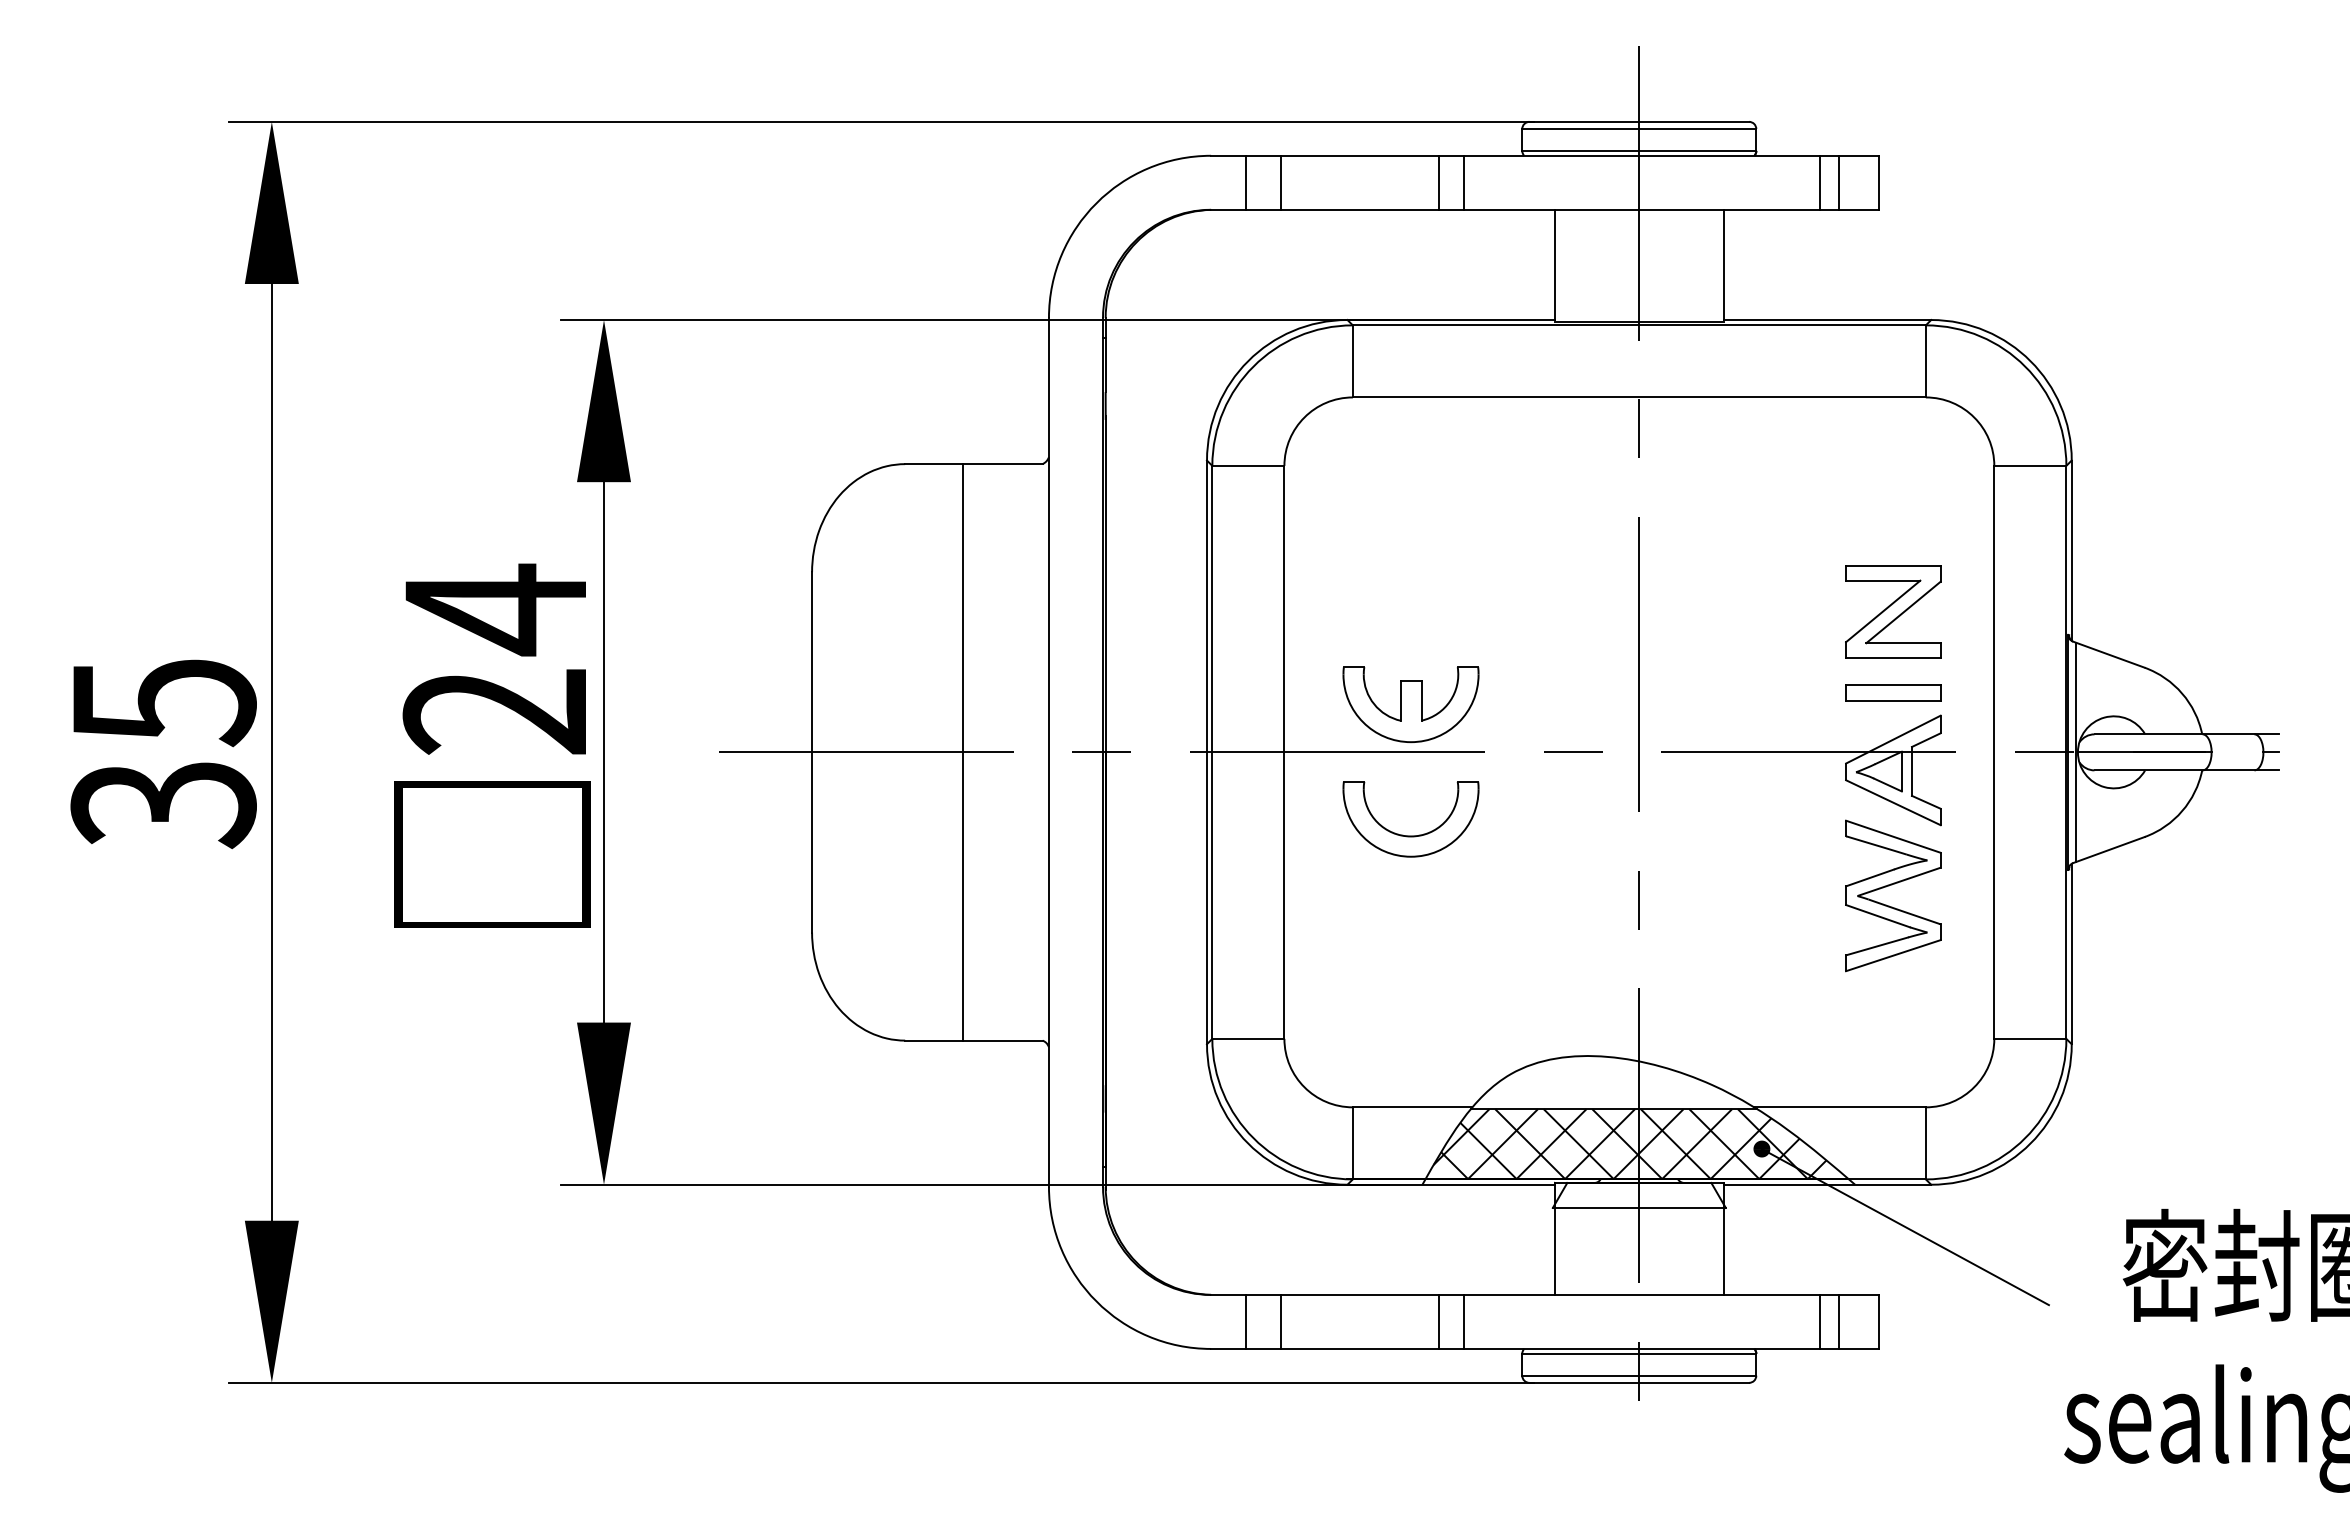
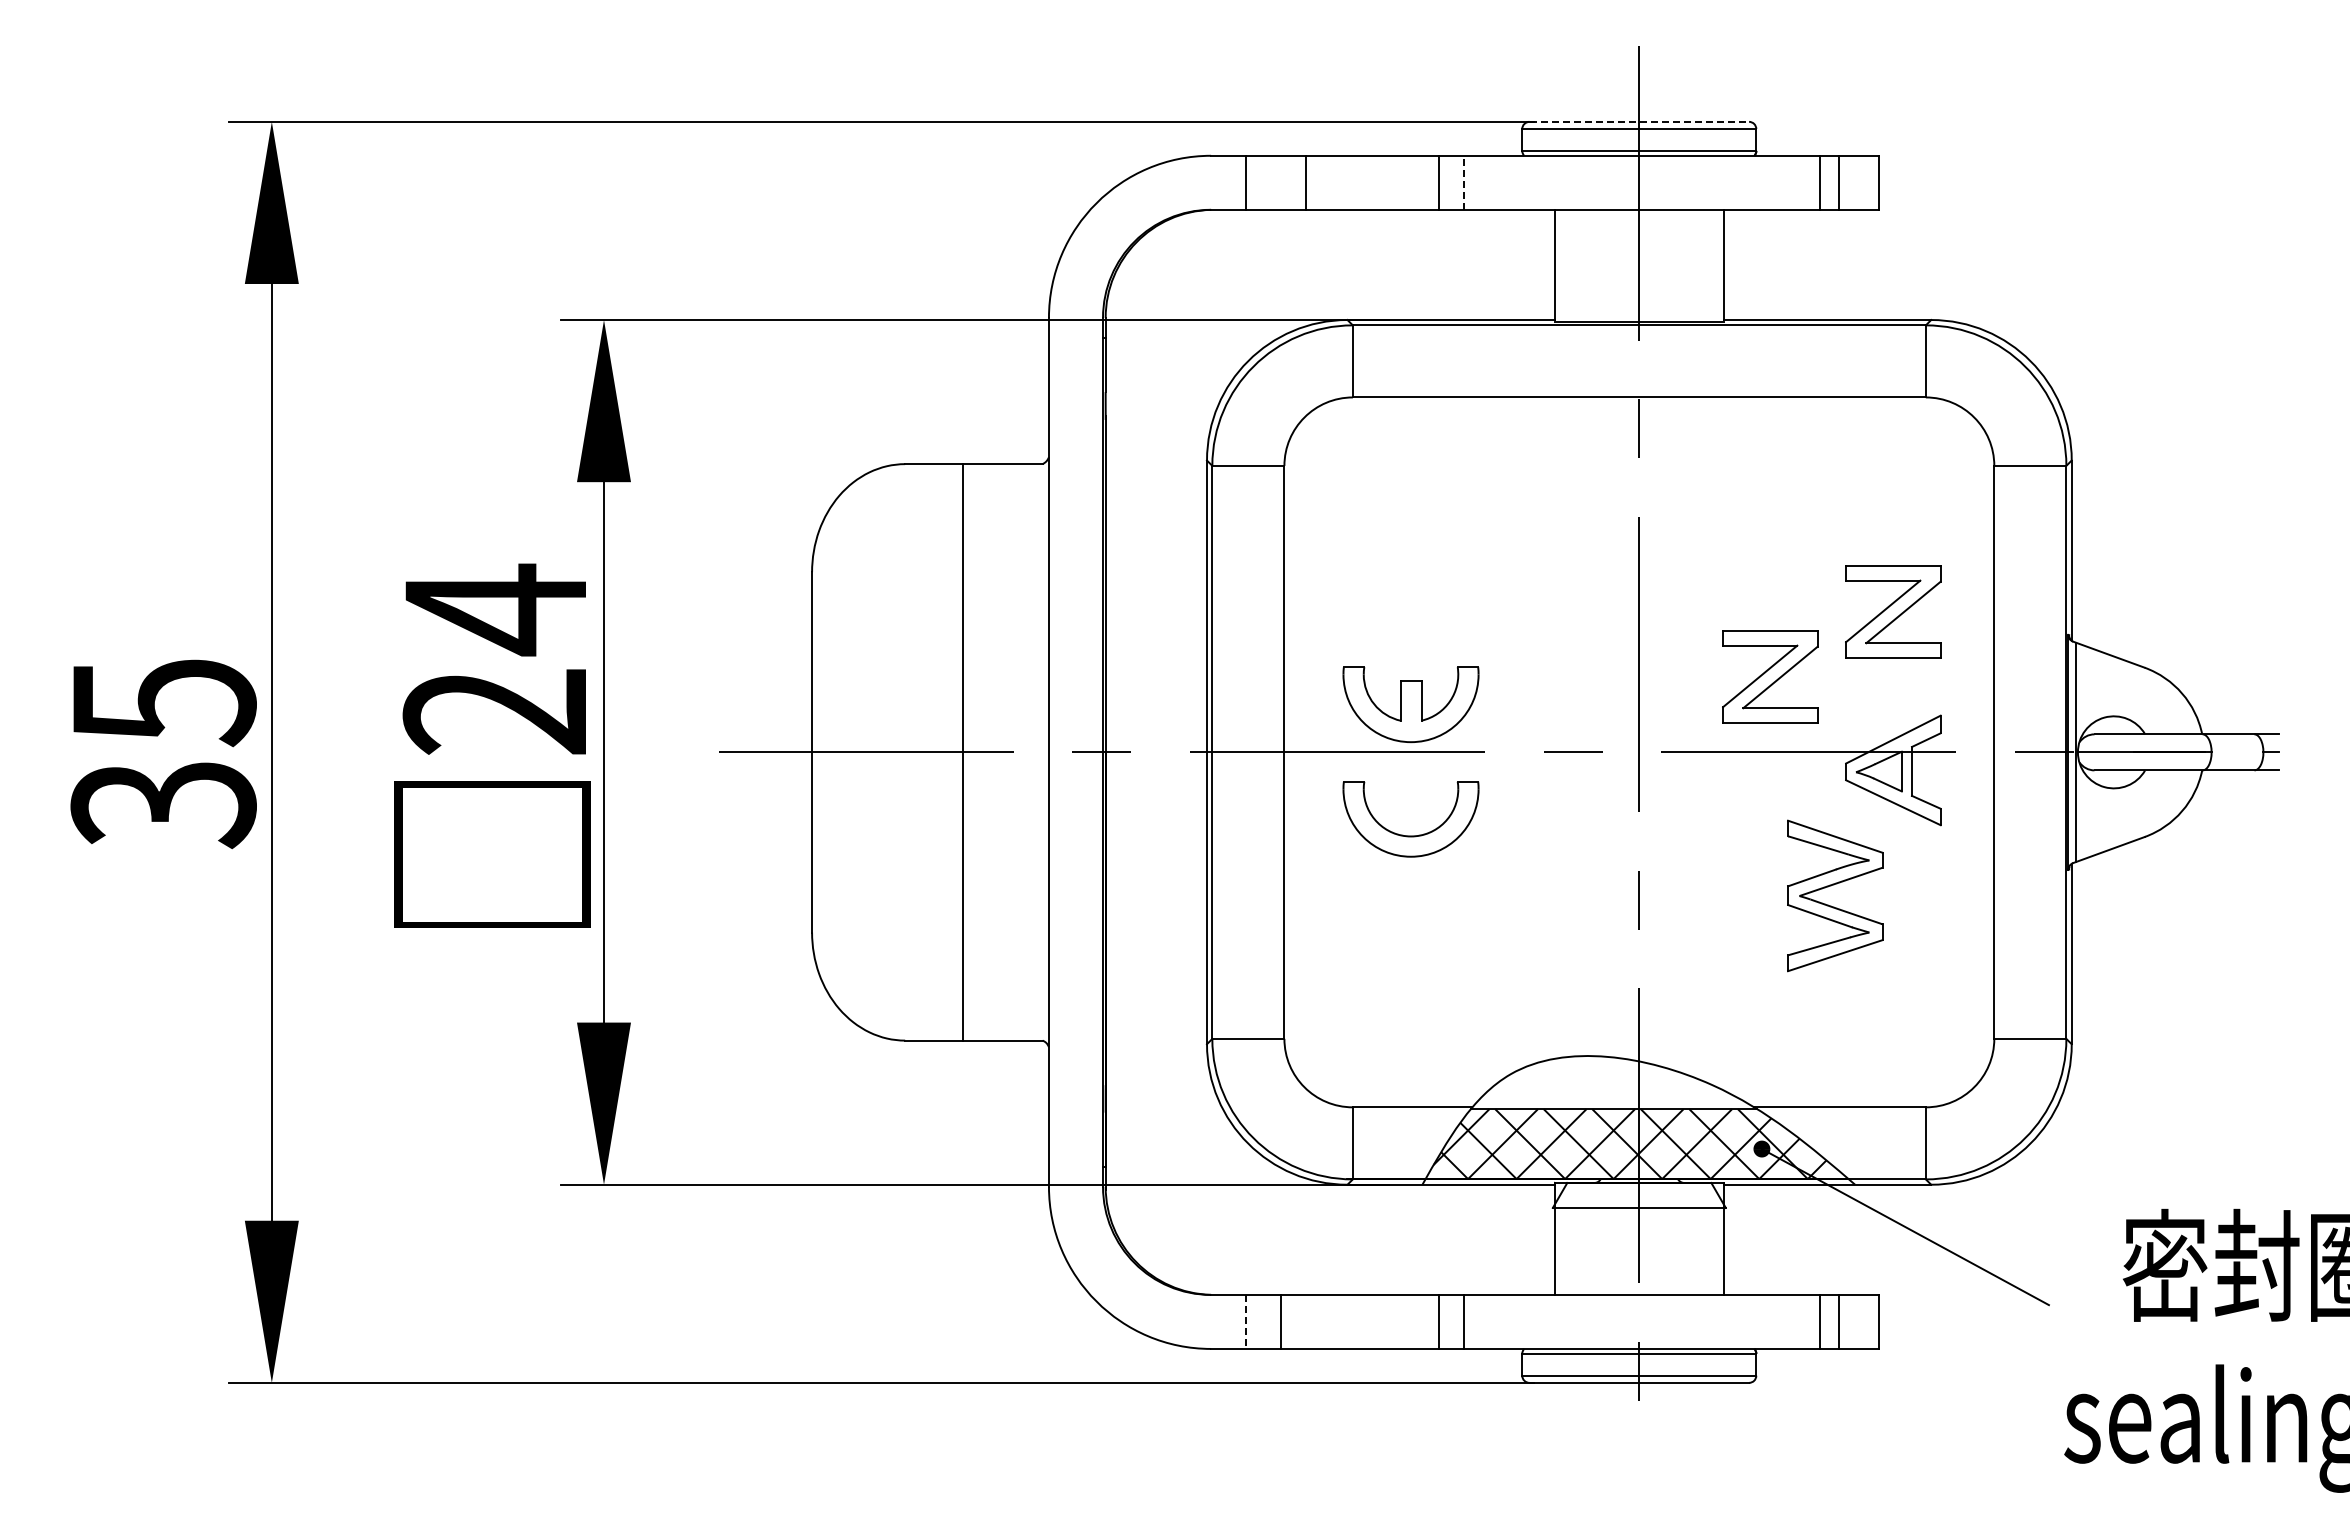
line: solid -> dashed (1639, 121)
line position: (1280, 182) -> (1305, 182) (1305, 182)
line: solid -> dashed (1463, 182)
part: none -> present (1770, 676)
part: present -> none (1893, 692)
part position: (1889, 886) -> (1831, 886) (1831, 886)
line: solid -> dashed (1245, 1322)
